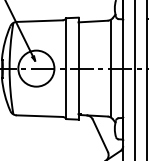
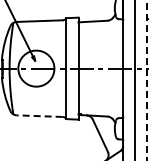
line: present -> none (110, 68)
line: solid -> dashed (147, 80)
line: solid -> dashed (39, 116)
